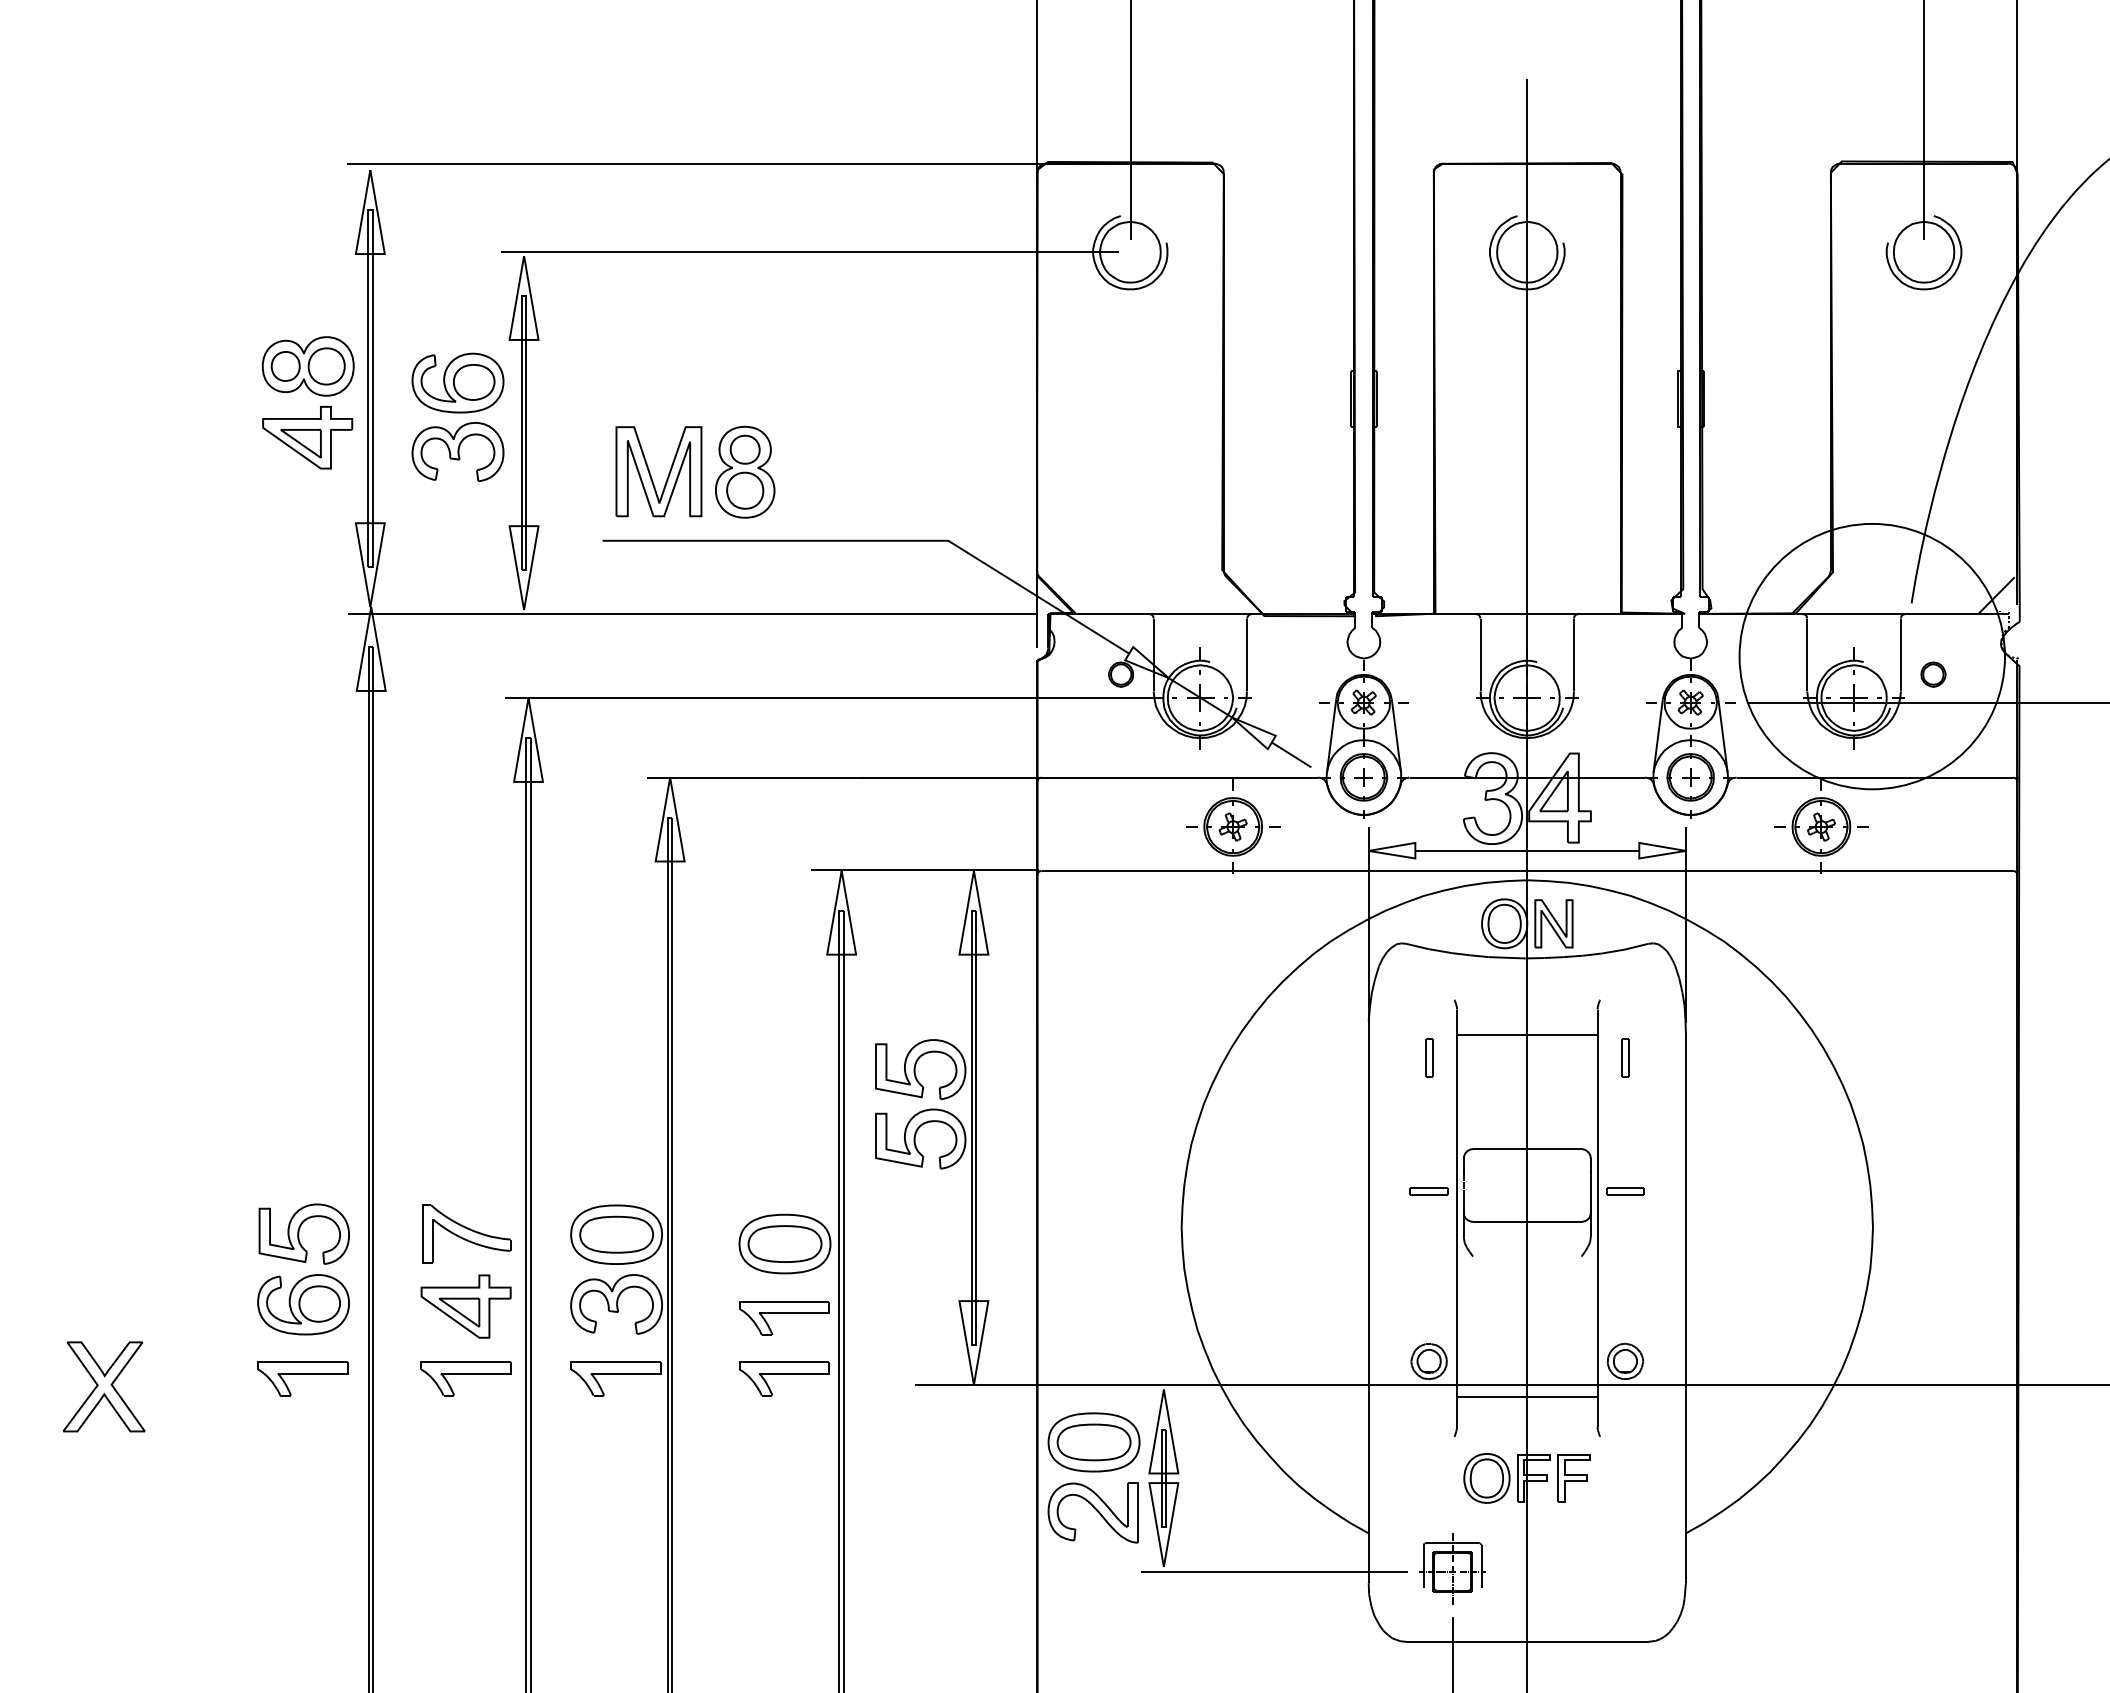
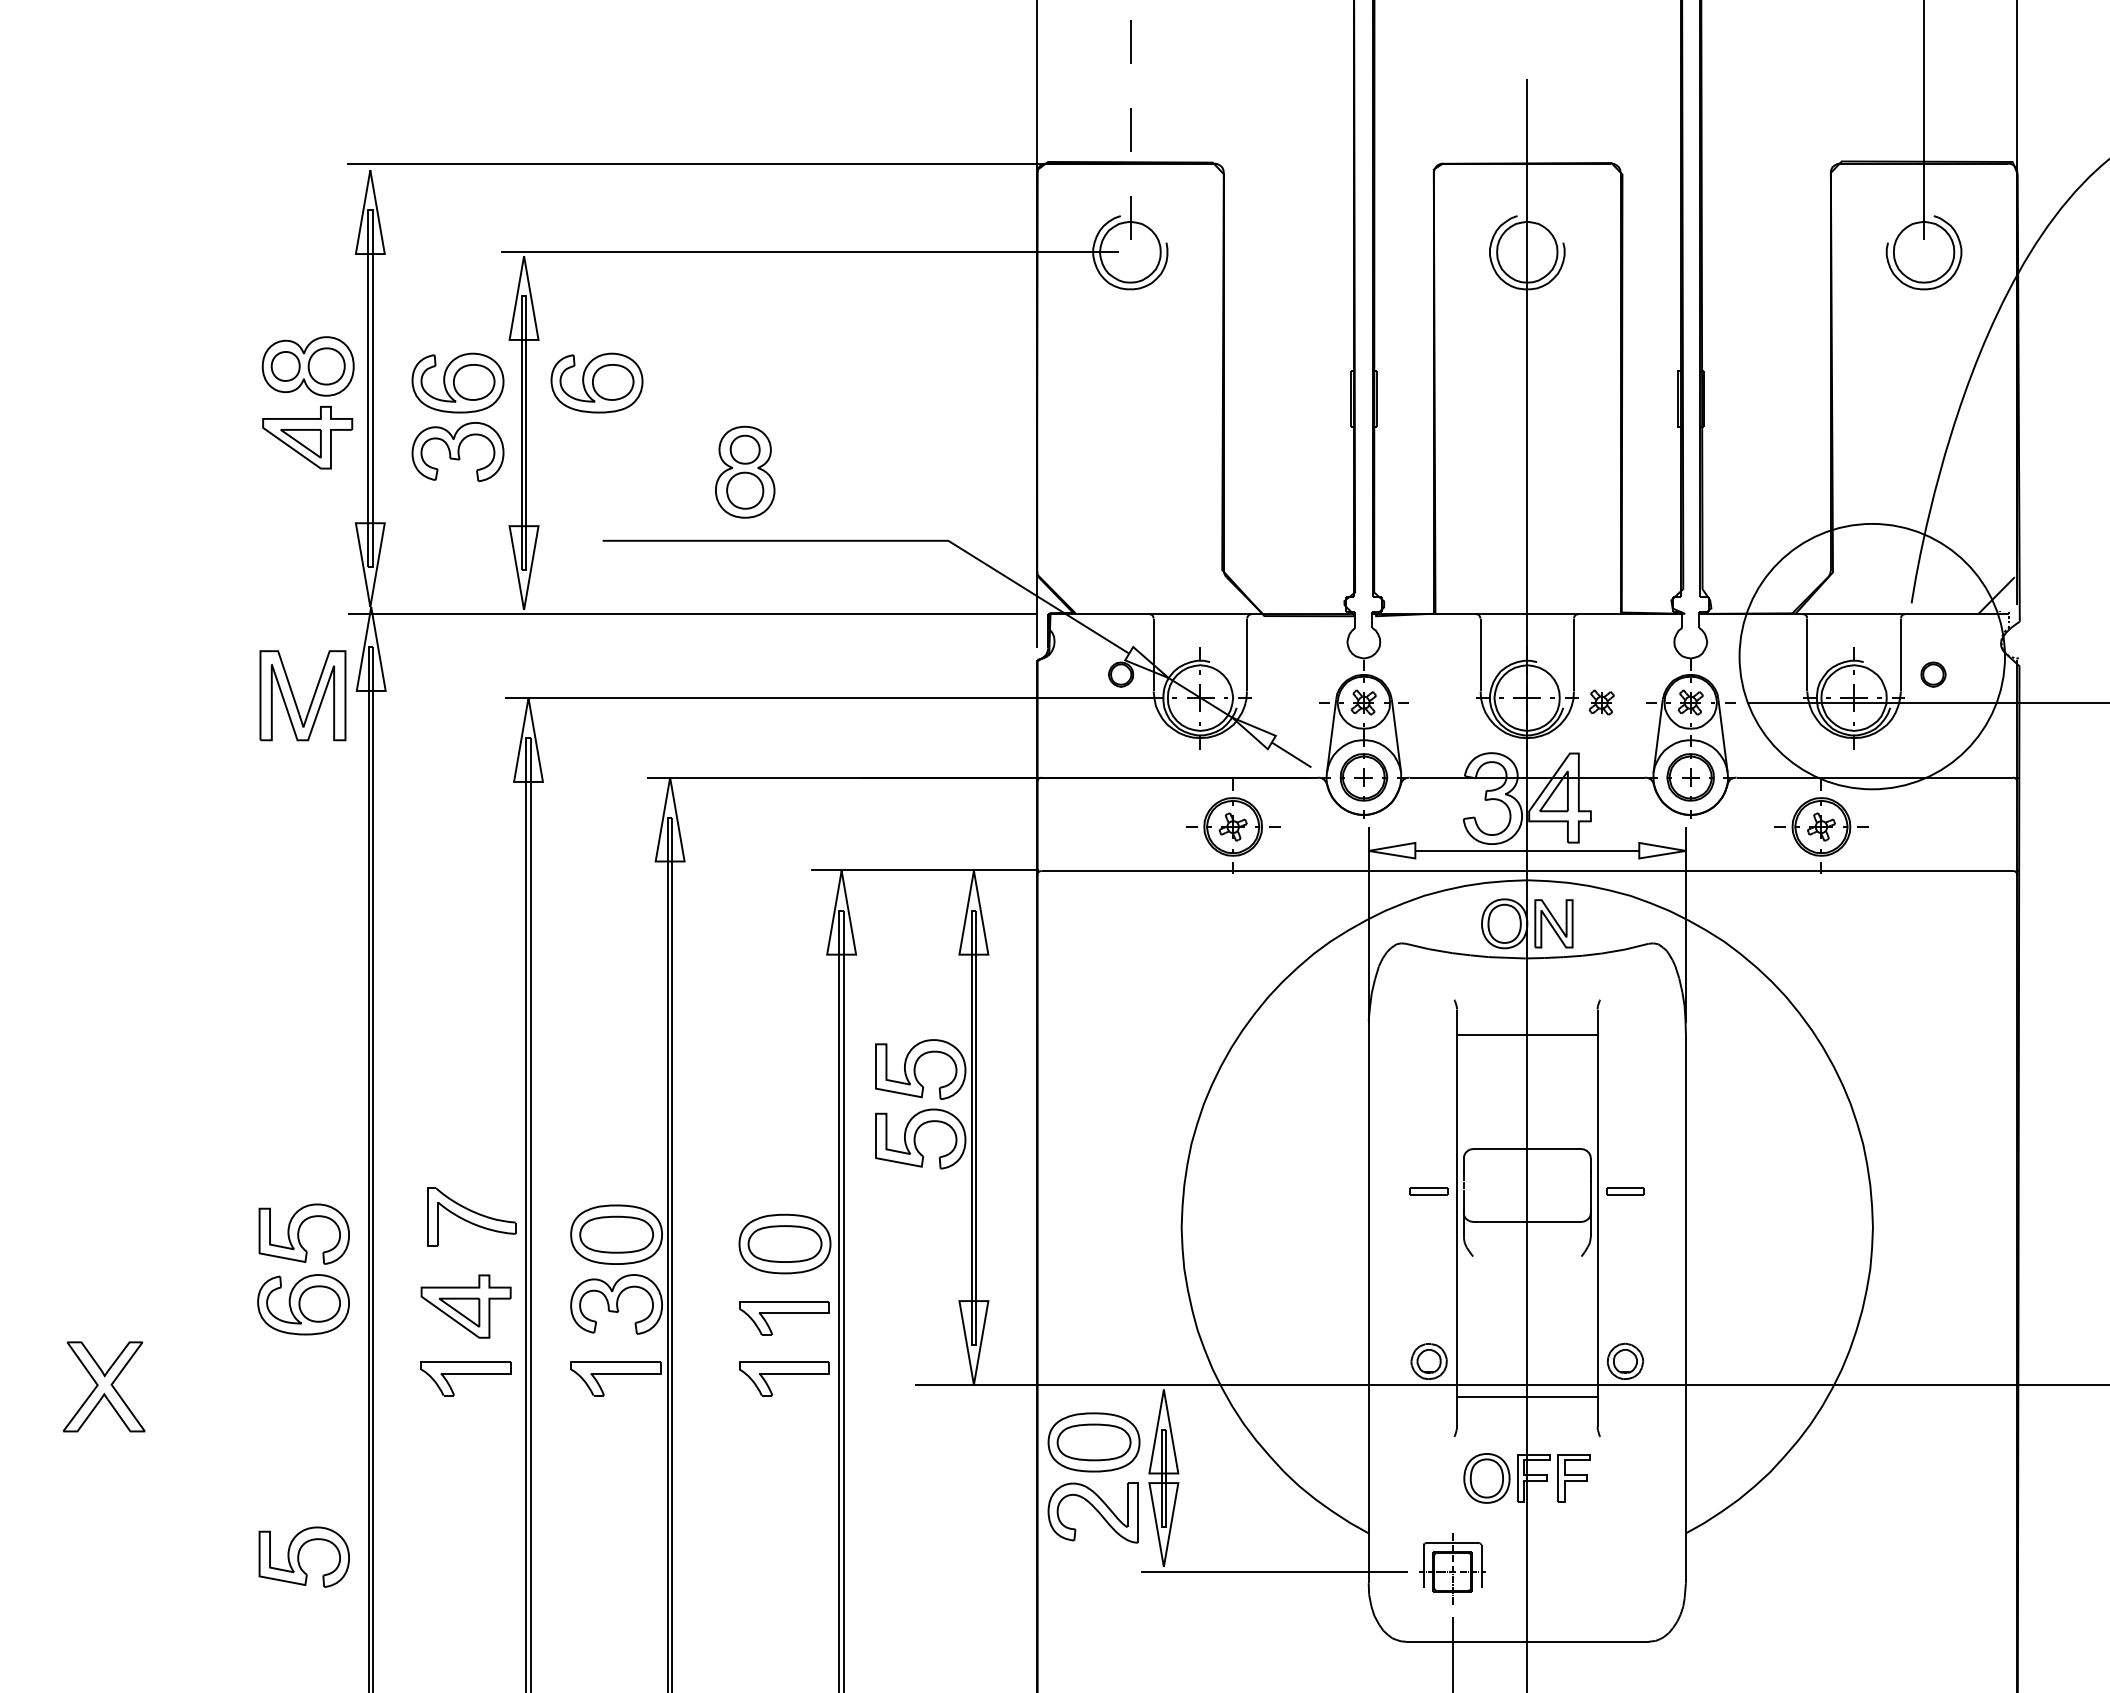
line: solid -> dashed (1130, 120)
part: none -> present (596, 382)
part position: (650, 472) -> (294, 696) (294, 696)
part: none -> present (1601, 702)
part: present -> none (1429, 1057)
part: present -> none (1625, 1057)
part position: (466, 1233) -> (471, 1216) (471, 1216)
part: present -> none (302, 1378)
part: none -> present (303, 1556)
